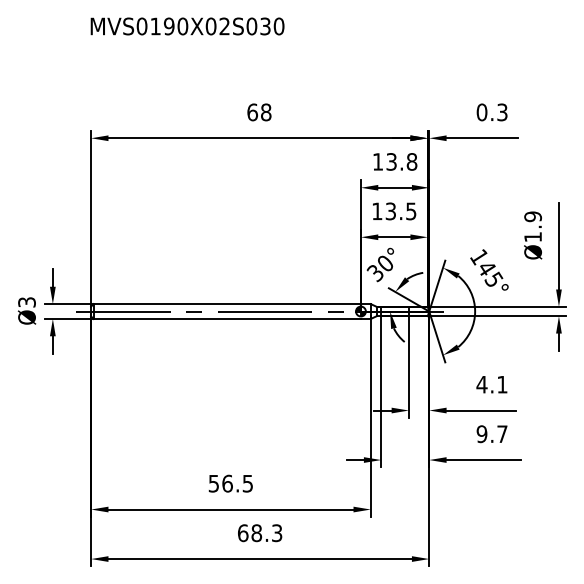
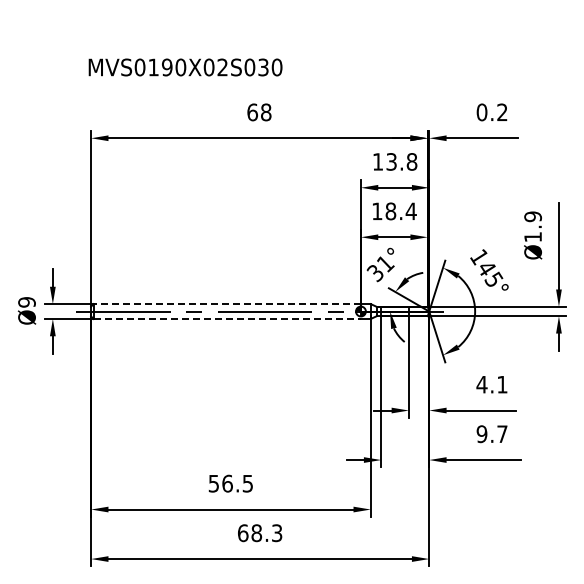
text position: (187, 26) -> (185, 67) (185, 67)
text: 0.3 -> 0.2 (502, 112)
text: 13.5 -> 18.4 (400, 211)
text: 30° -> 31° (385, 263)
text: Ø3 -> Ø9 (26, 302)
line: solid -> dashed (227, 304)
line: solid -> dashed (227, 318)
